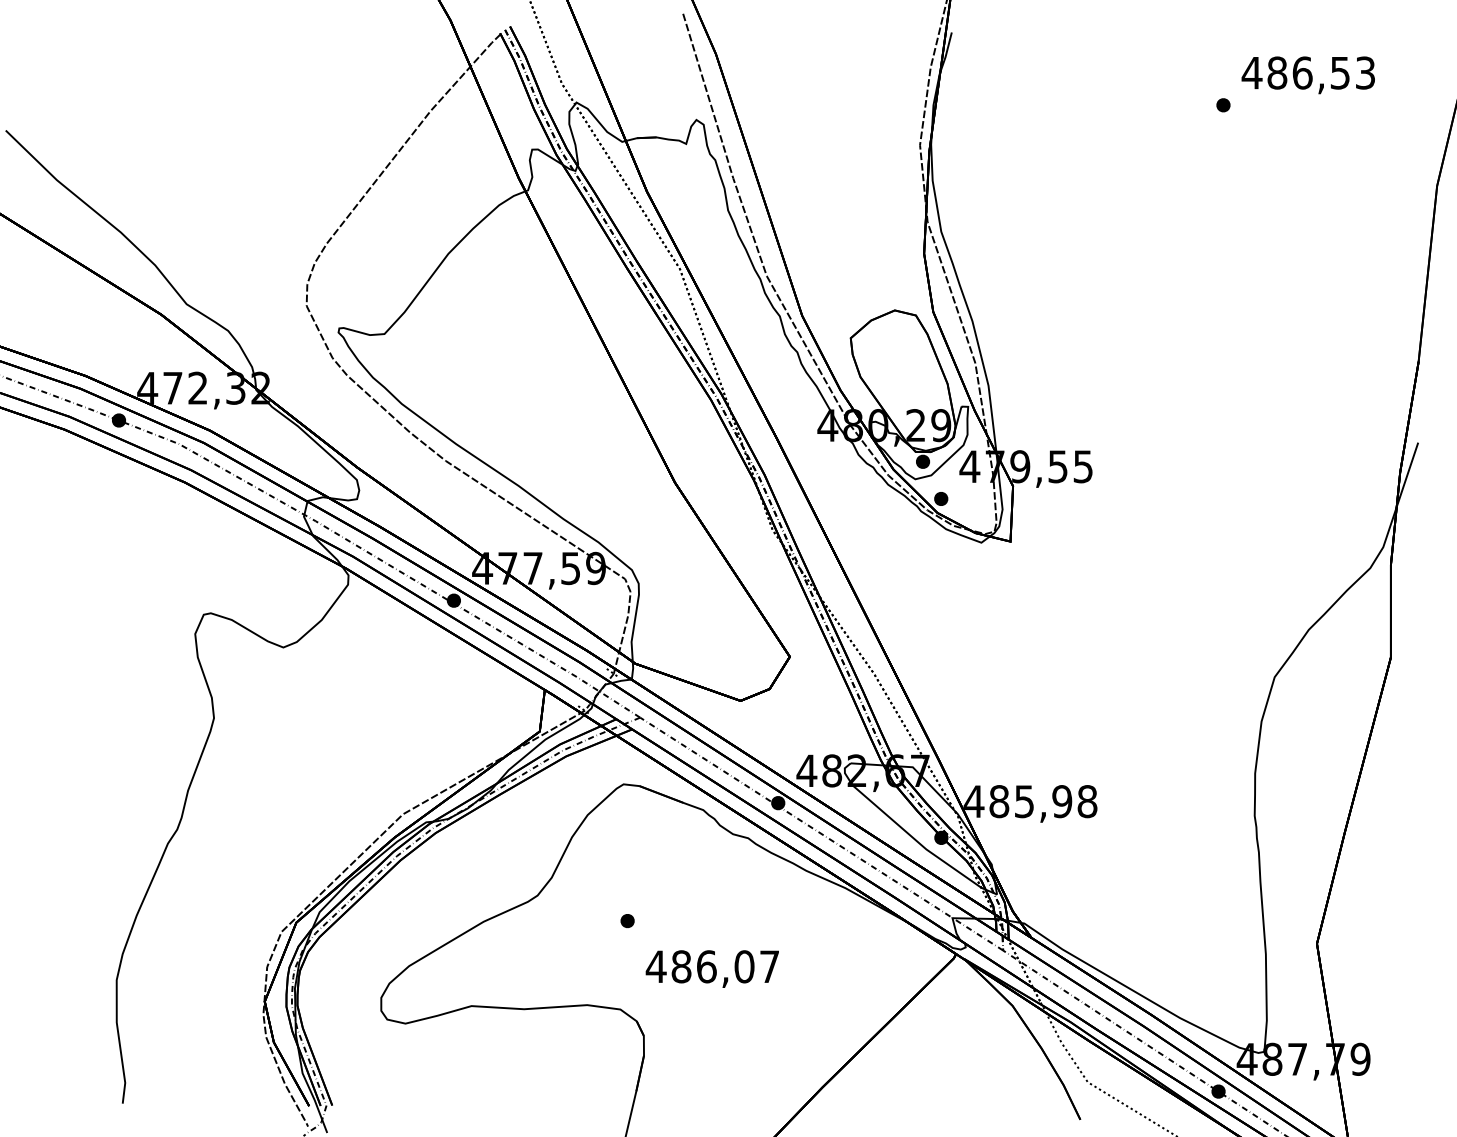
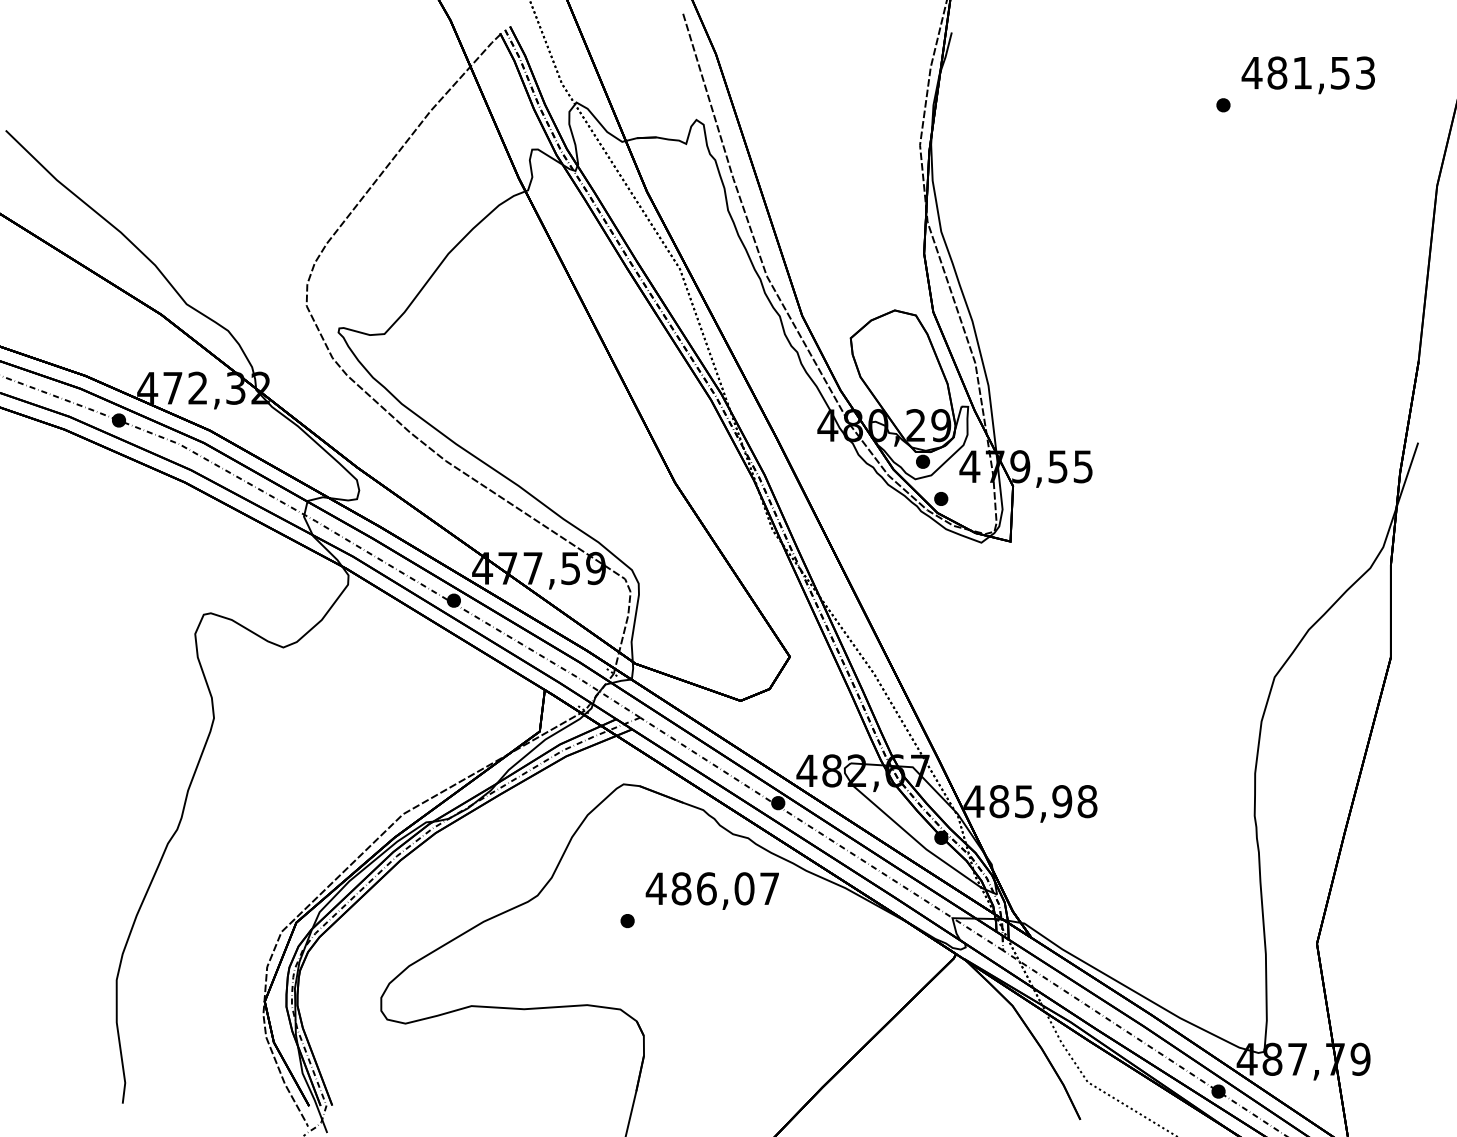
text: 486,53 -> 481,53 (1302, 72)
text position: (711, 968) -> (711, 890) (711, 890)
